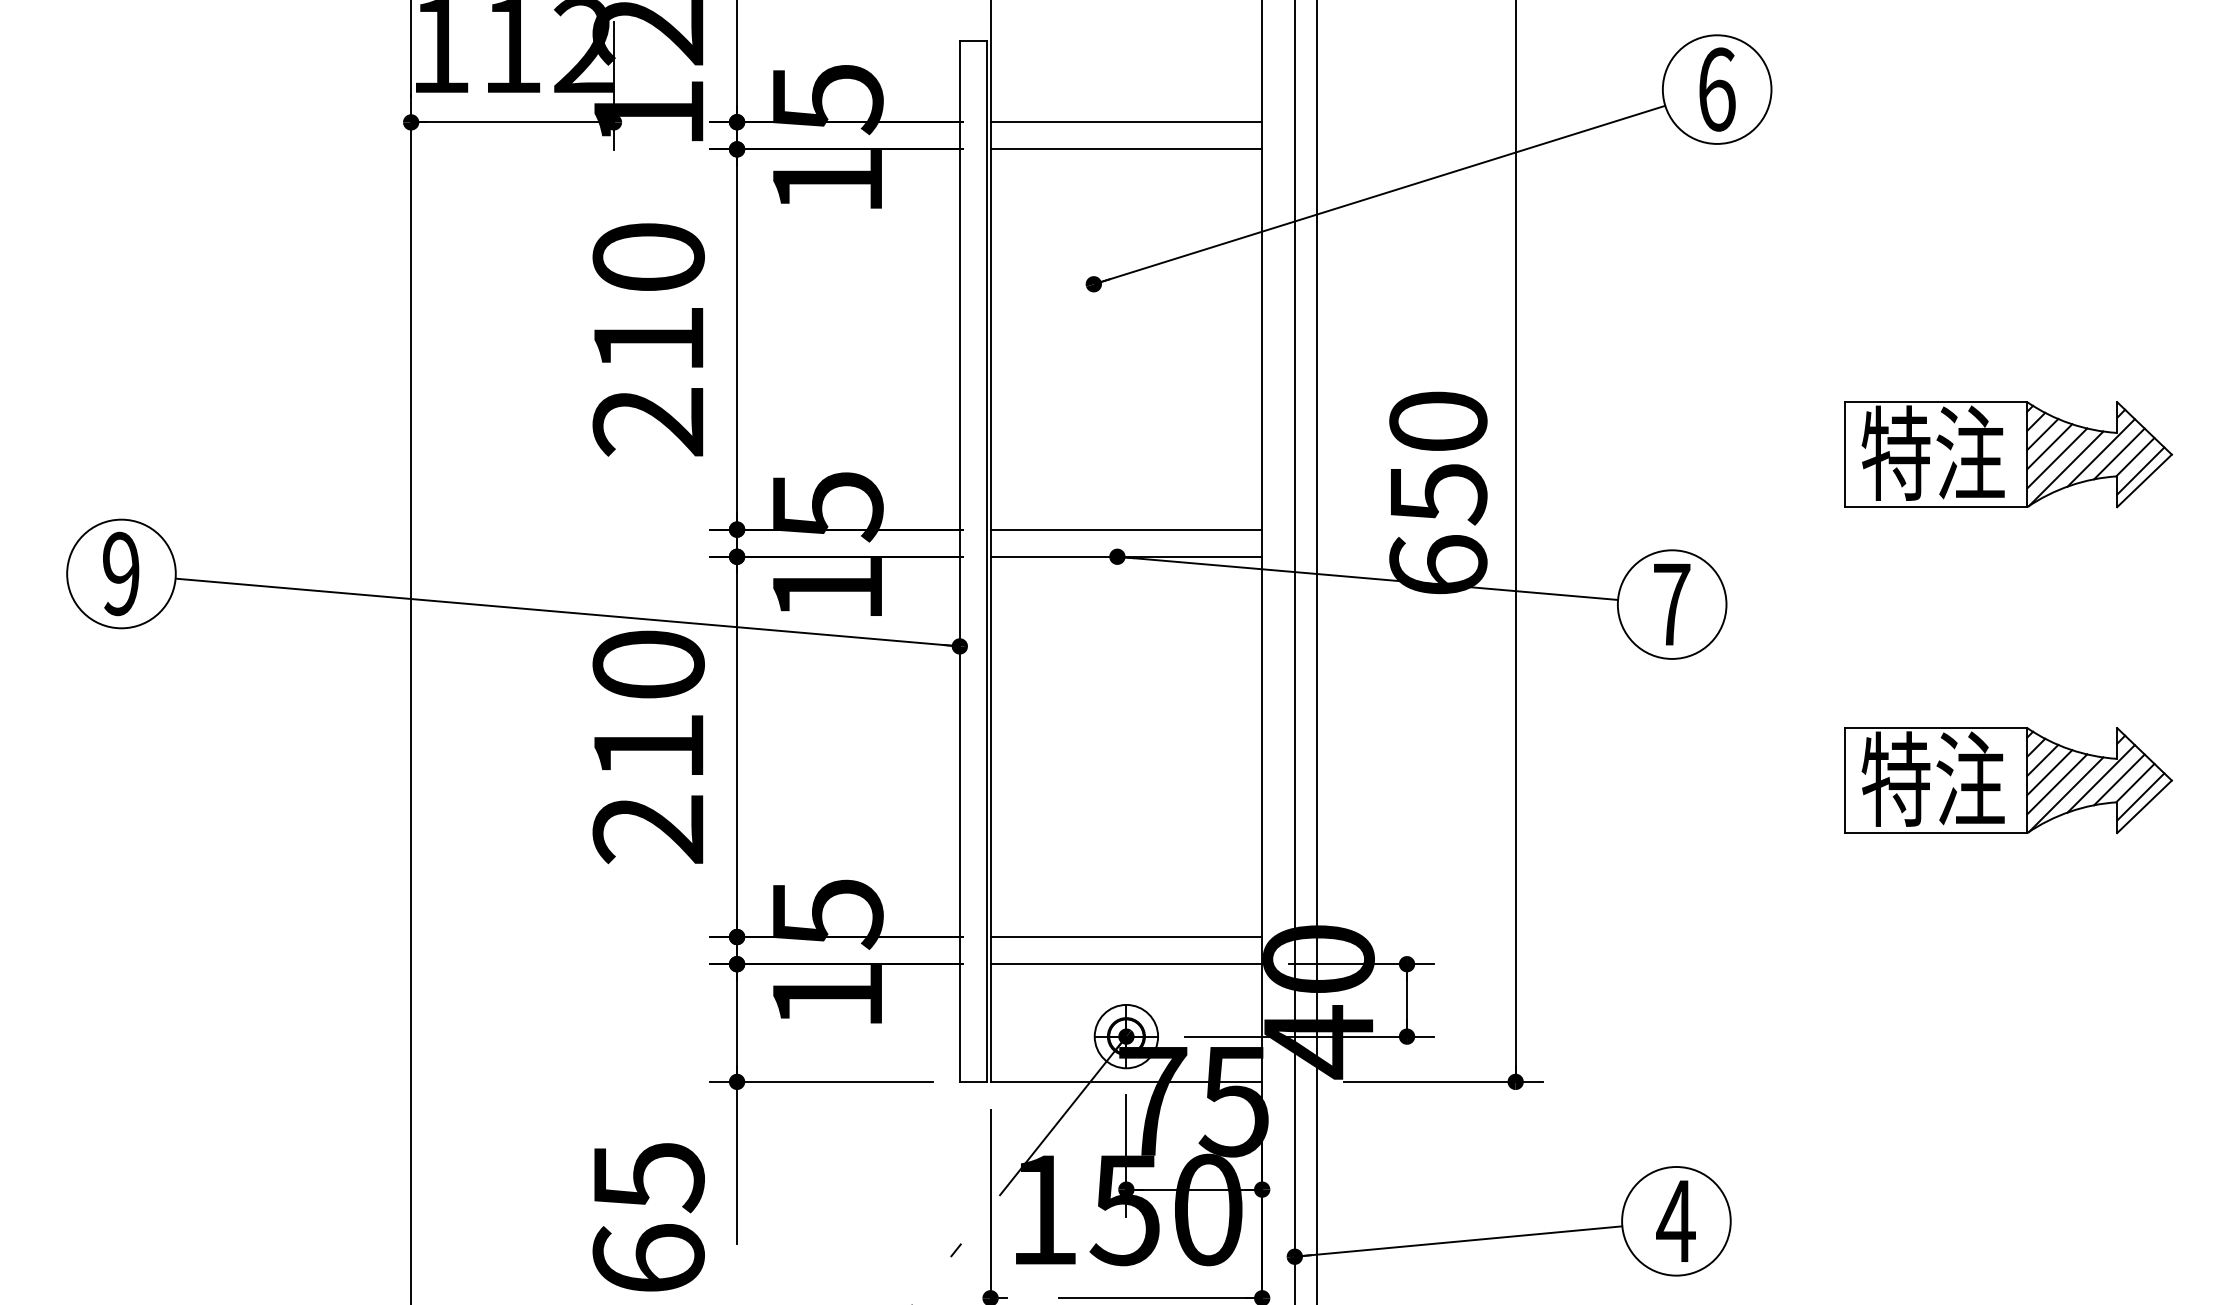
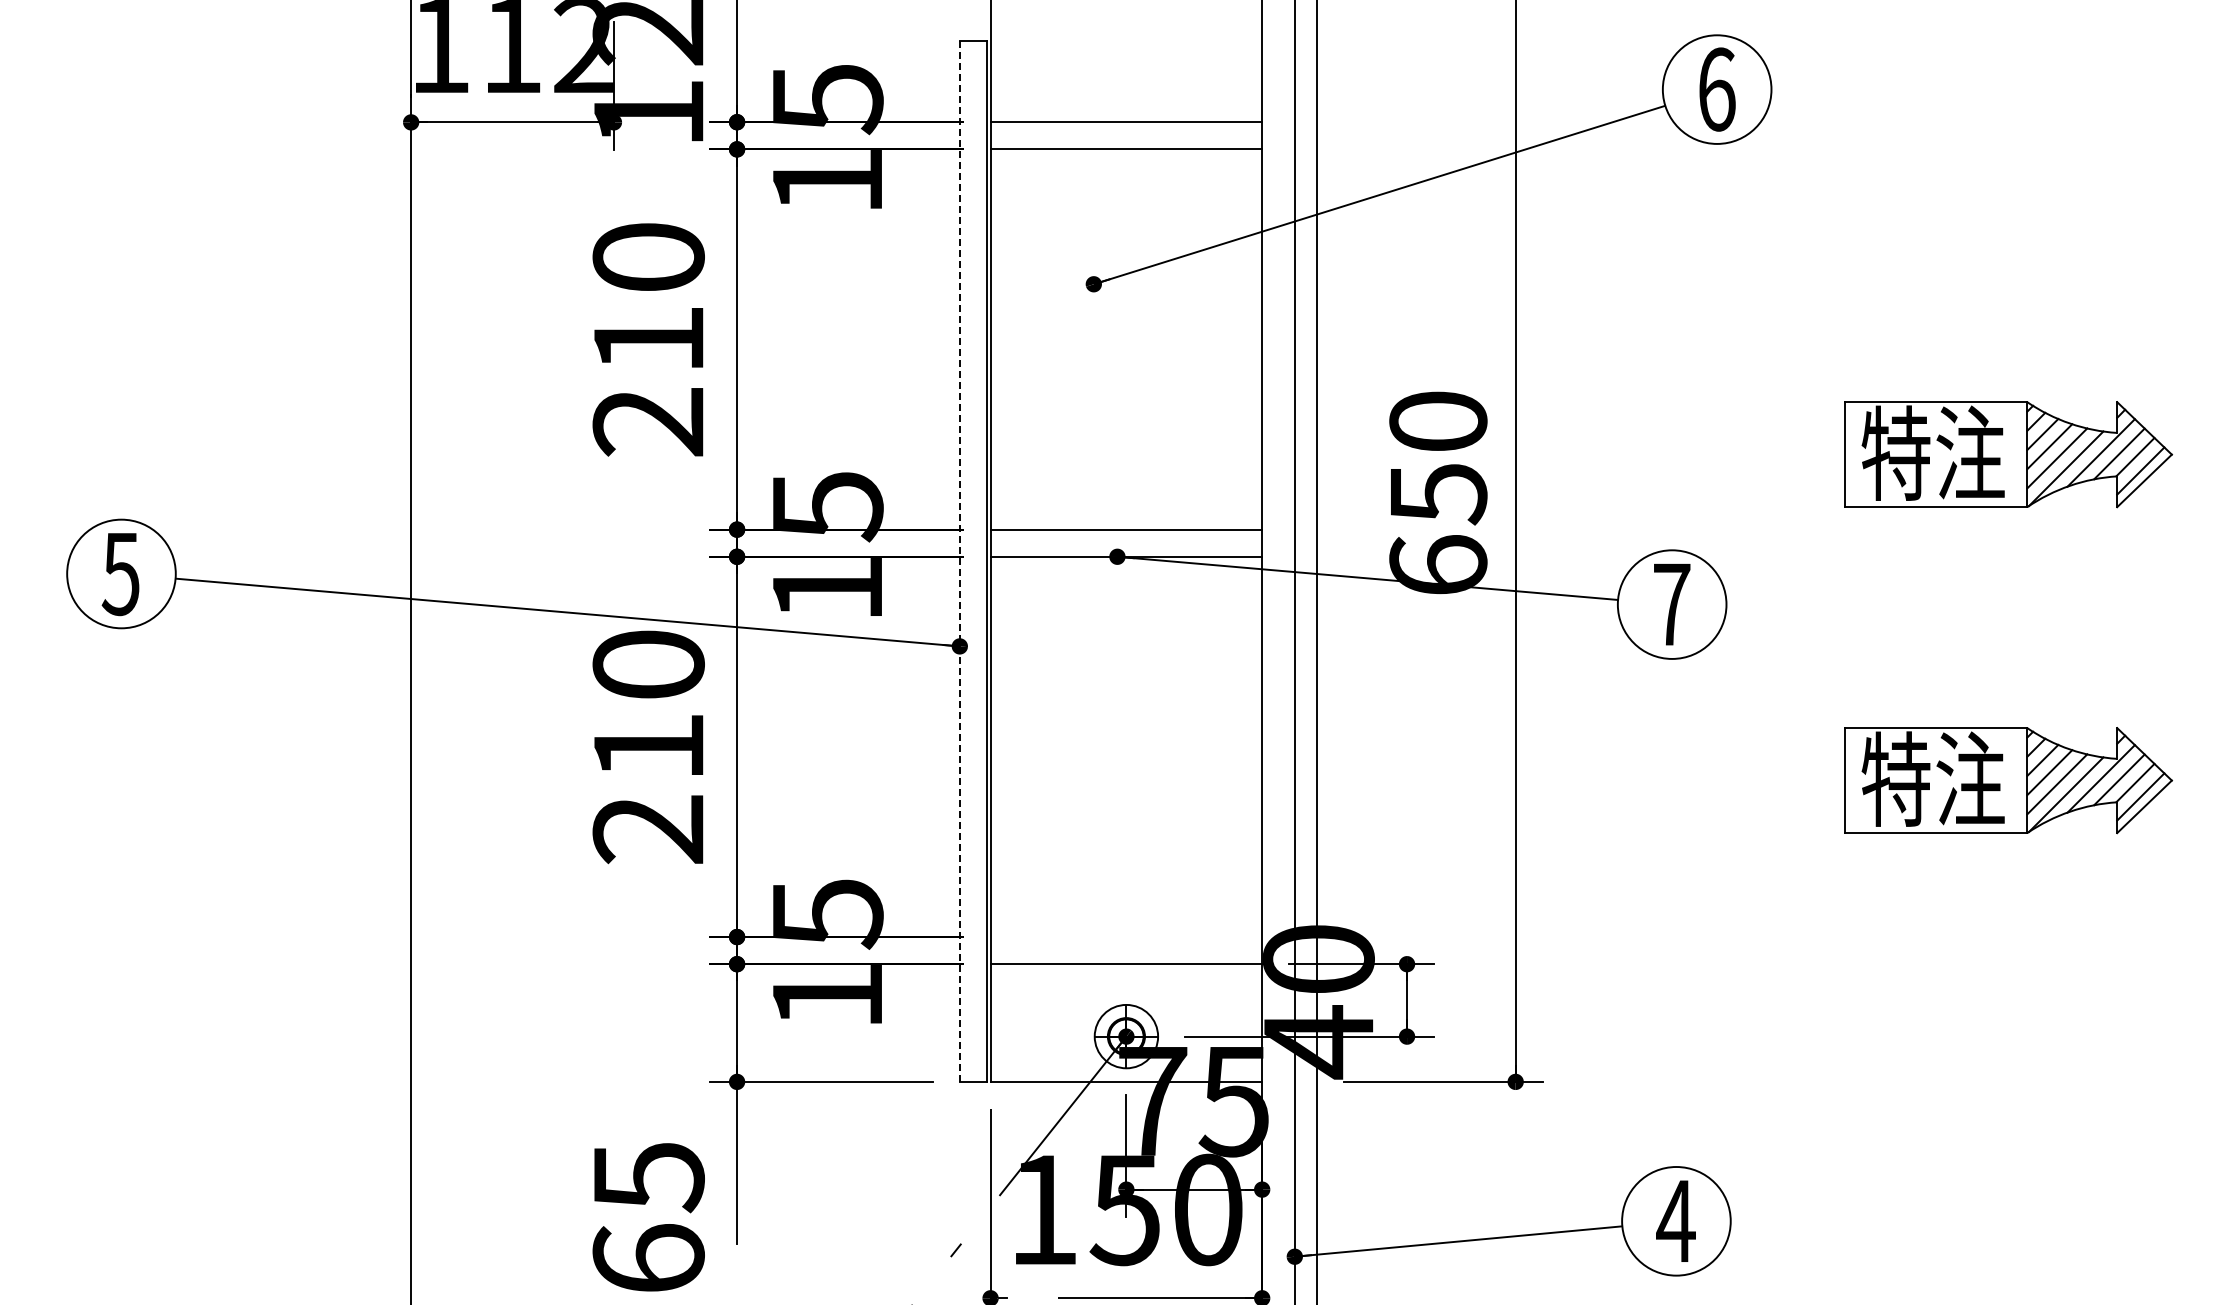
line: solid -> dashed (959, 561)
text: 9 -> 5 (120, 573)
line: present -> none (1126, 937)
